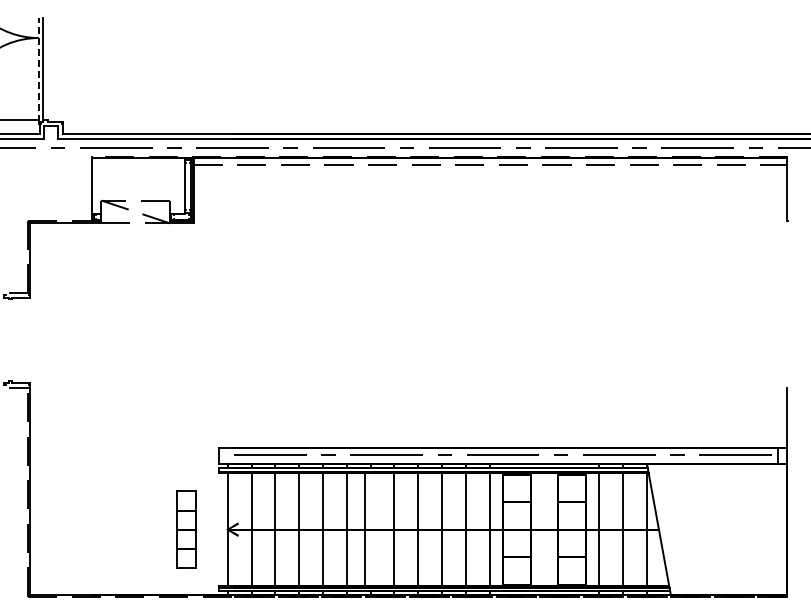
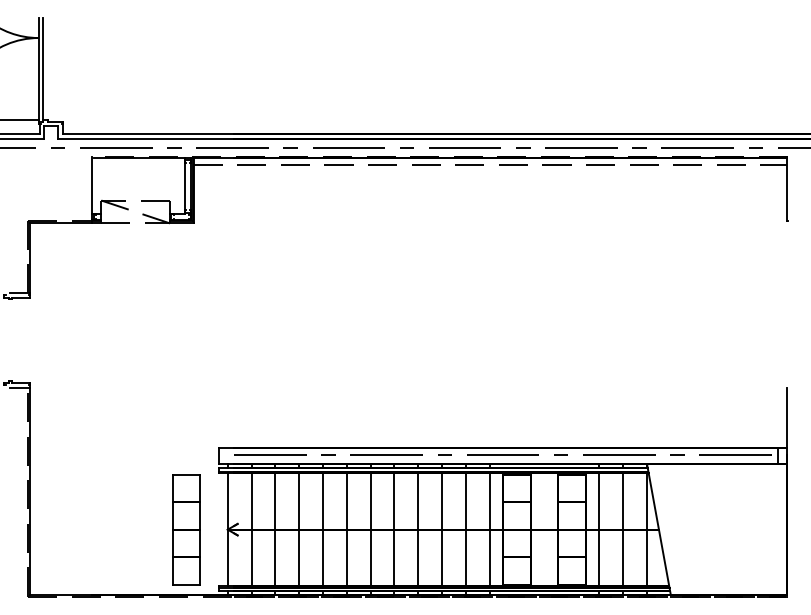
line: dashed -> solid (38, 70)
part size: 21x79 px -> 29x112 px (186, 529)
line position: (364, 529) -> (370, 529) (370, 529)
